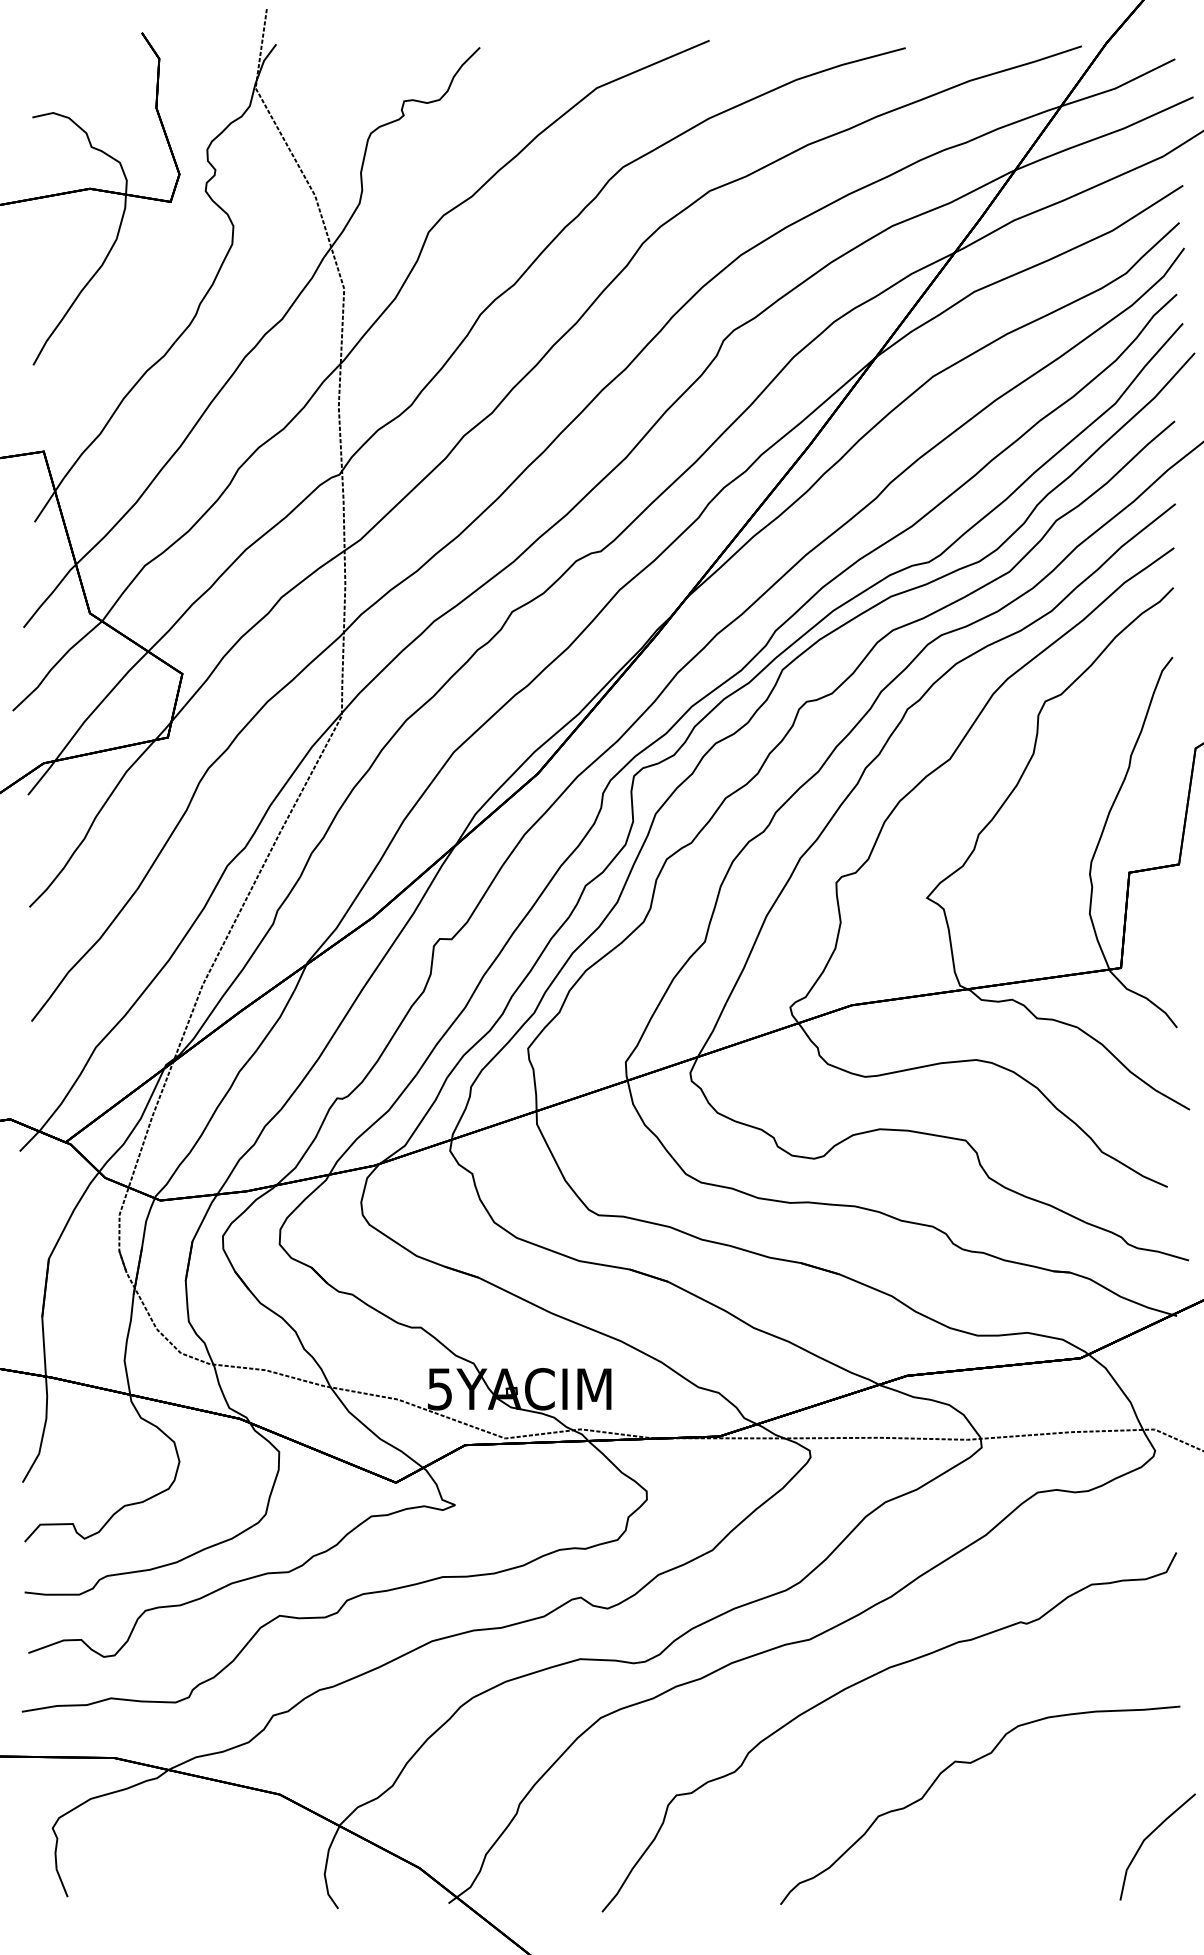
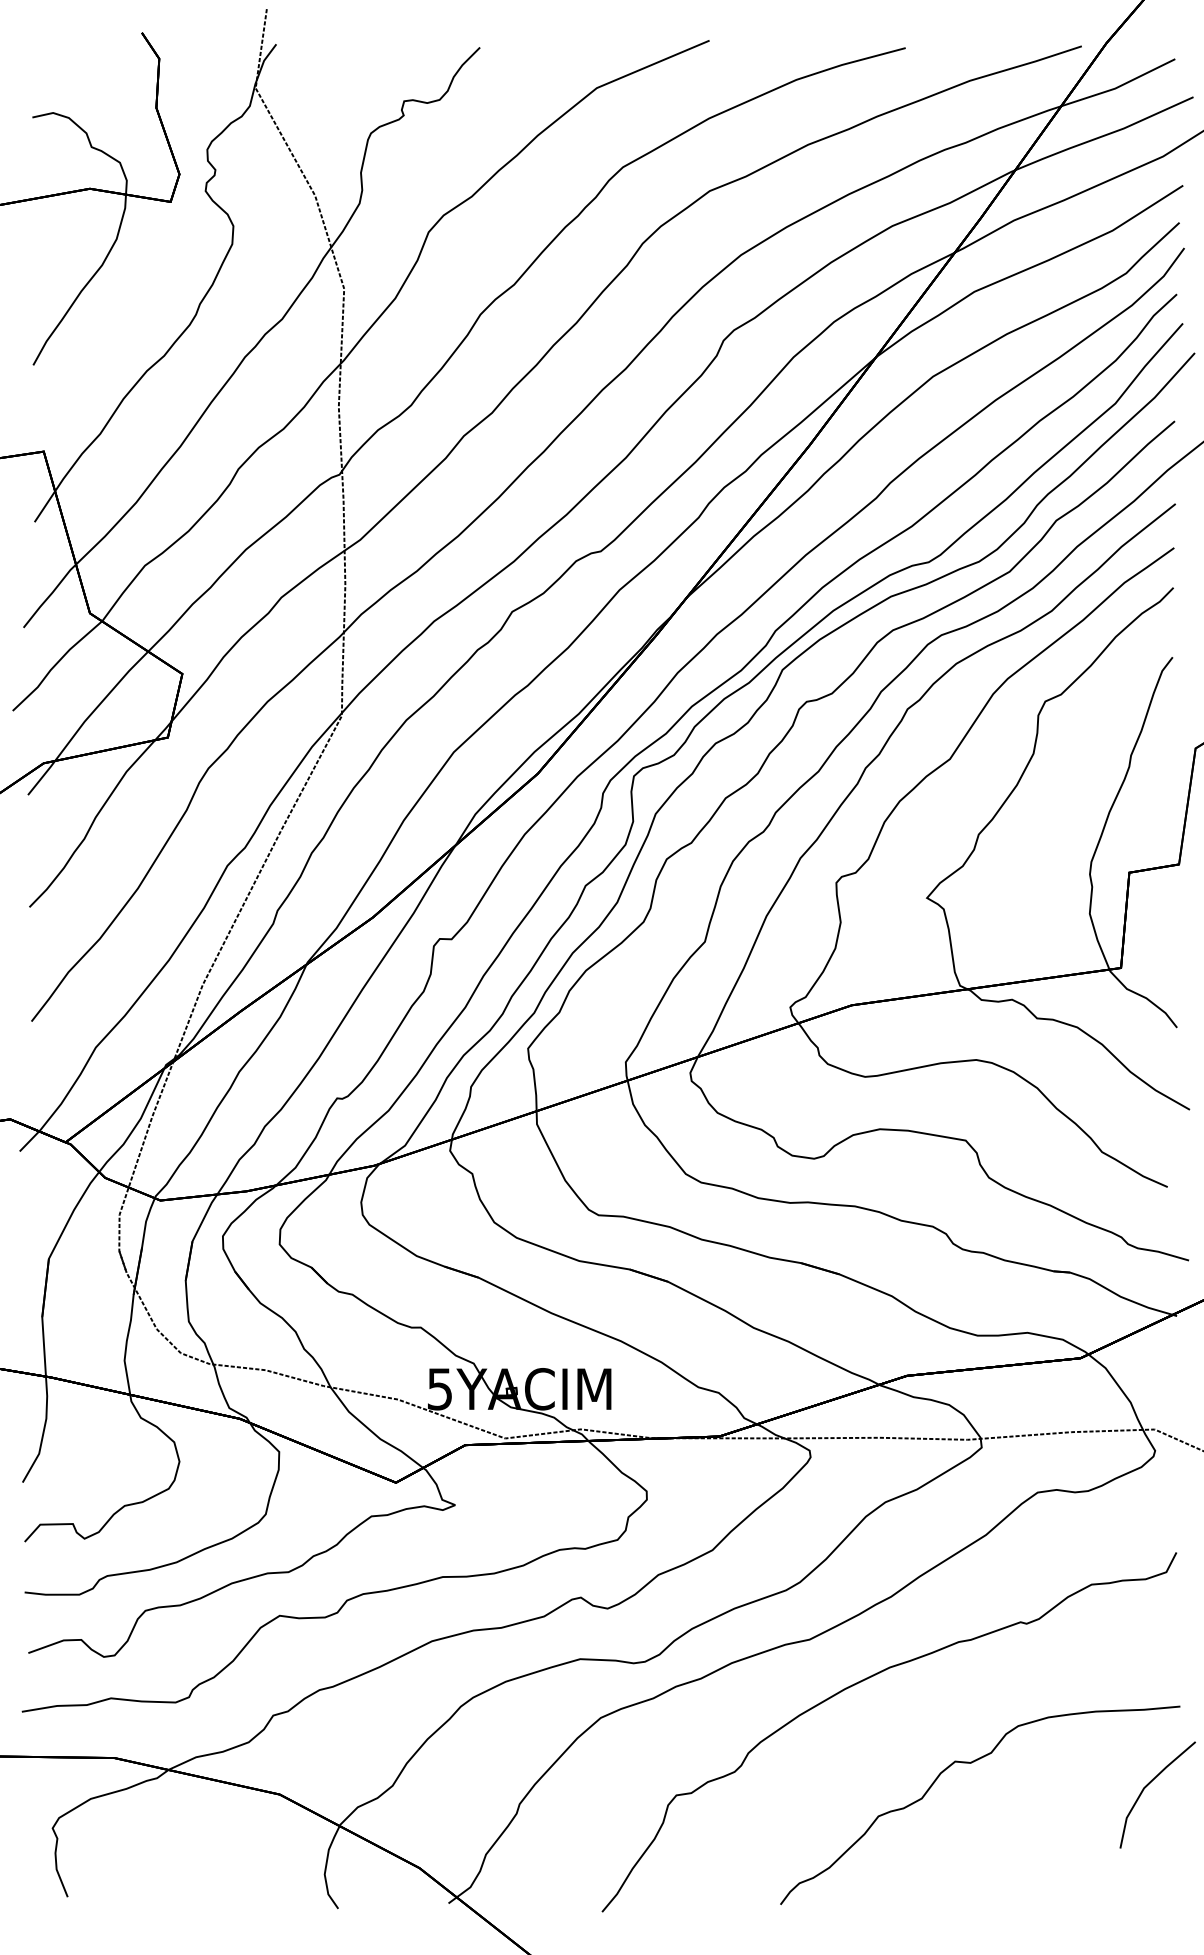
part position: (1148, 1837) -> (1148, 1785) (1148, 1785)
